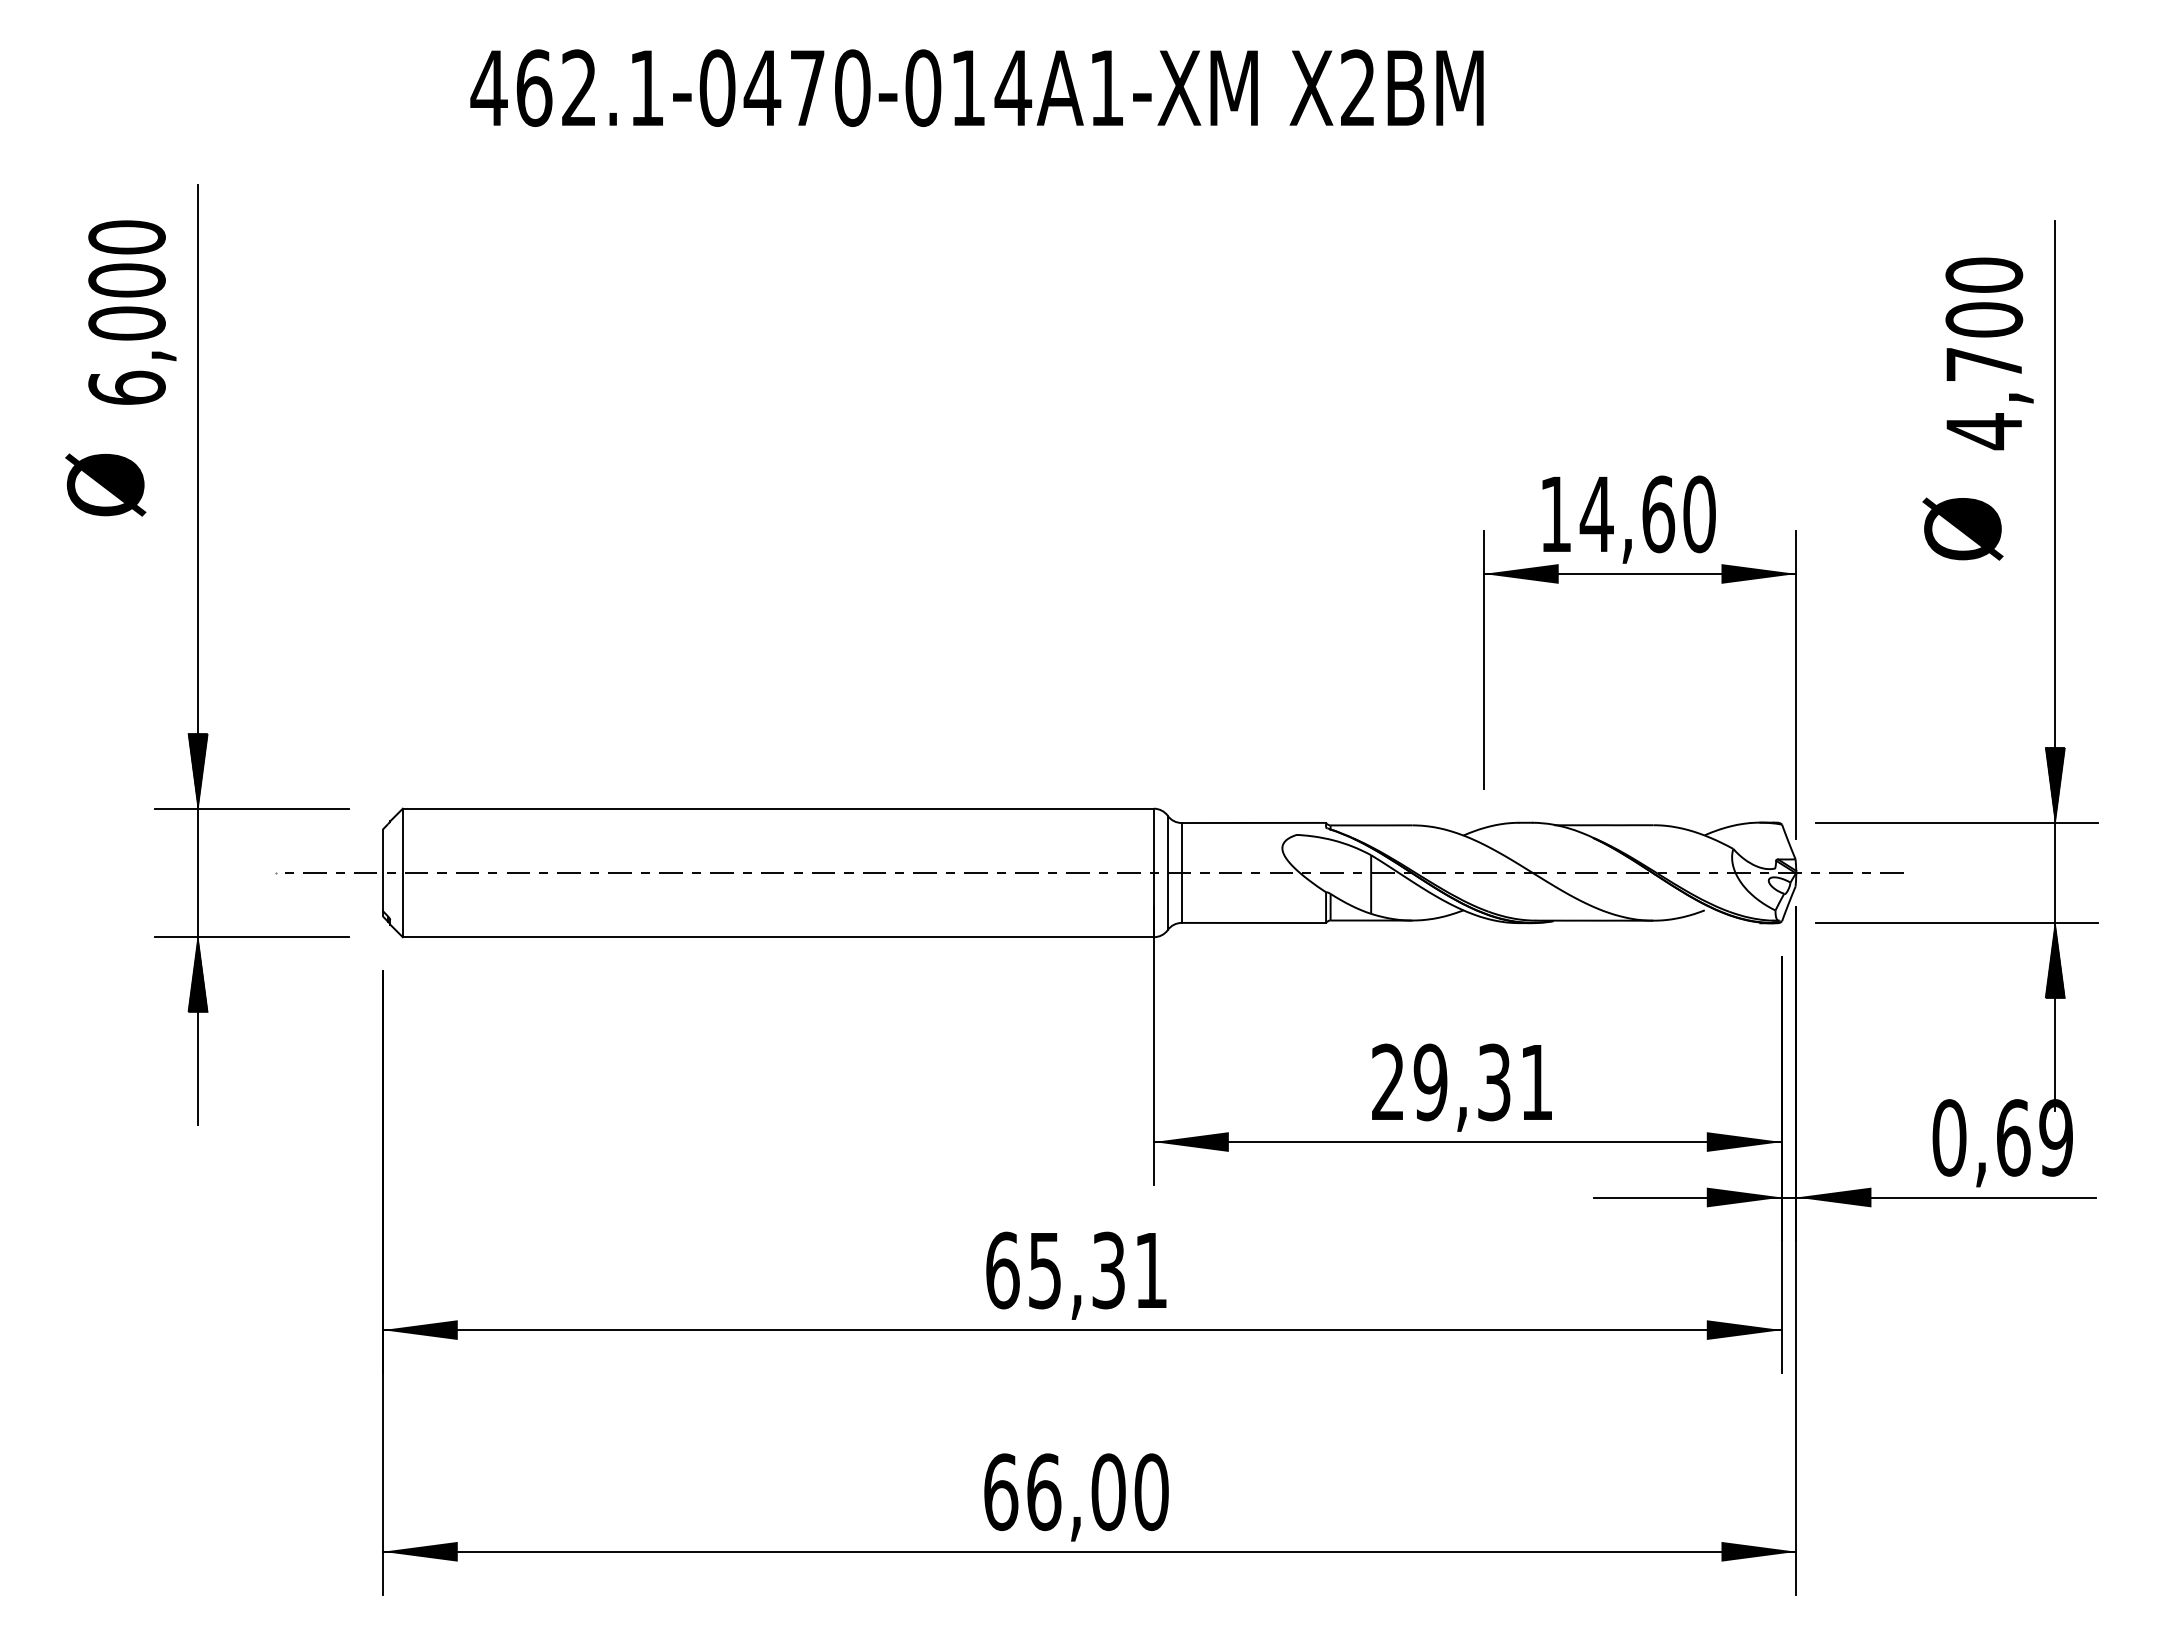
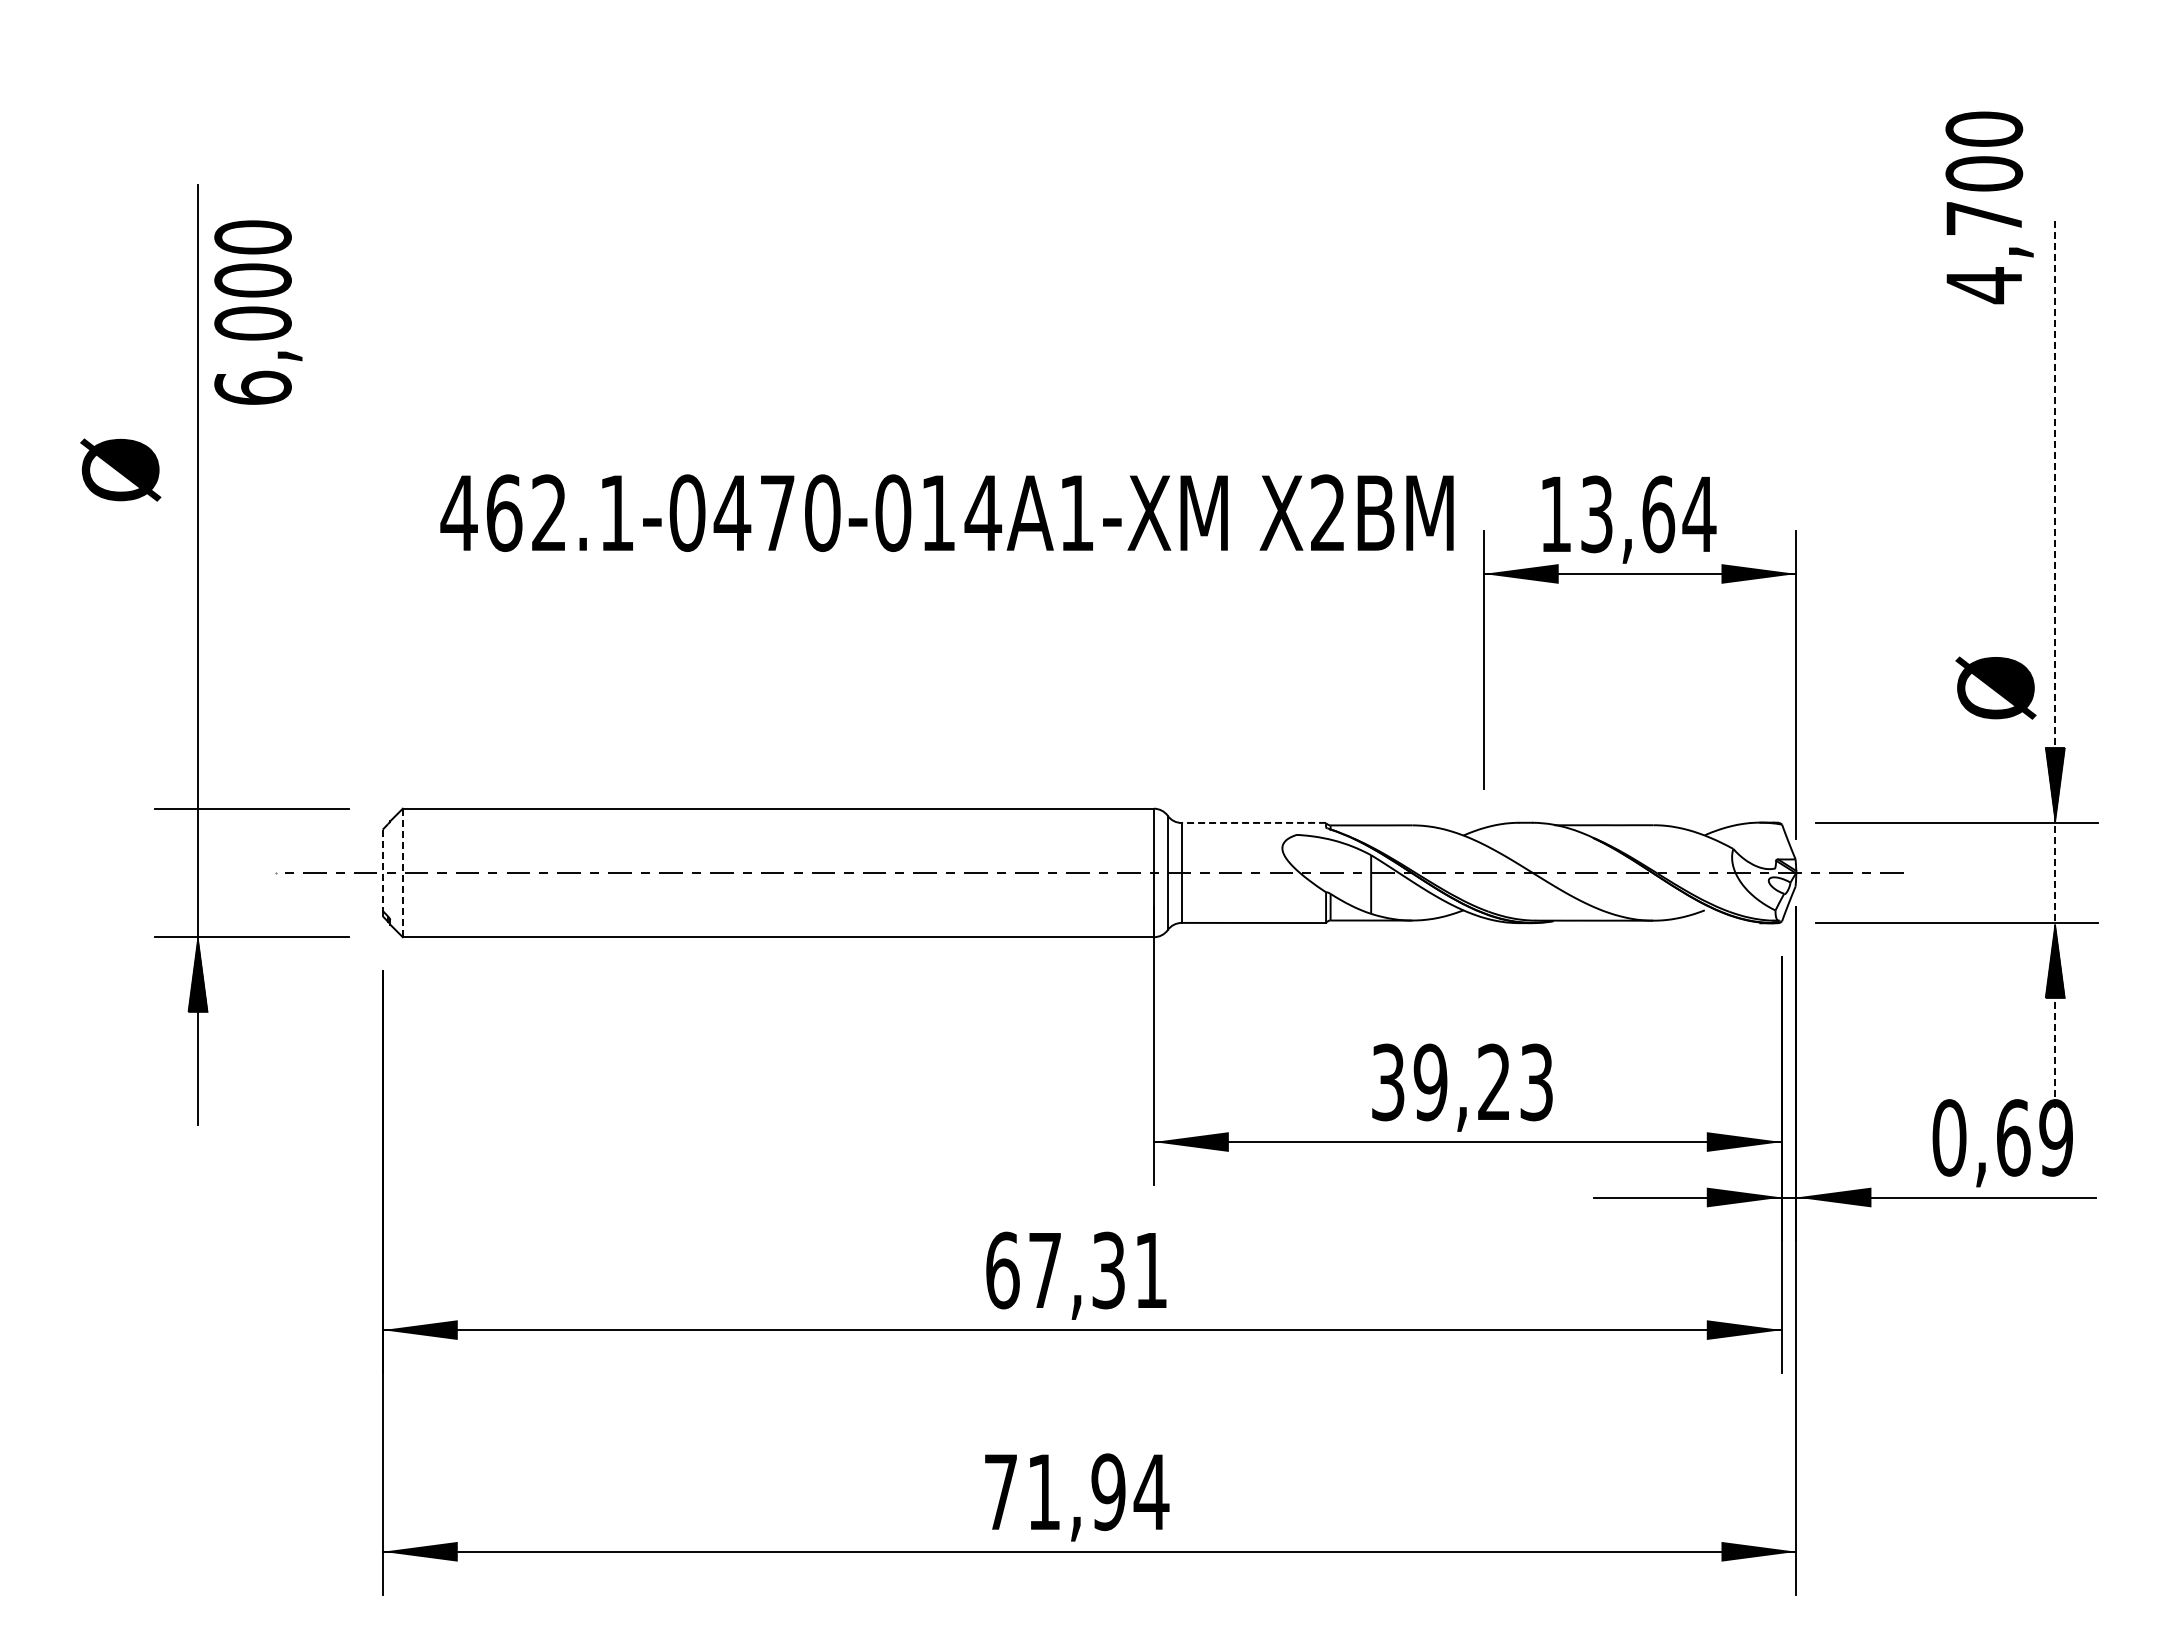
text position: (976, 87) -> (946, 512) (946, 512)
text position: (132, 312) -> (258, 312) (258, 312)
text position: (1989, 353) -> (1989, 207) (1989, 207)
text position: (105, 484) -> (120, 469) (120, 469)
text: 14,60 -> 13,64 (1647, 514)
text position: (1962, 528) -> (1995, 687) (1995, 687)
line: solid -> dashed (2055, 665)
hatch: present -> none (197, 770)
line: solid -> dashed (1253, 822)
line: solid -> dashed (382, 870)
line: solid -> dashed (402, 873)
text: 29,31 -> 39,23 (1462, 1082)
text: 65,31 -> 67,31 (1044, 1271)
text: 66,00 -> 71,94 (1076, 1492)
